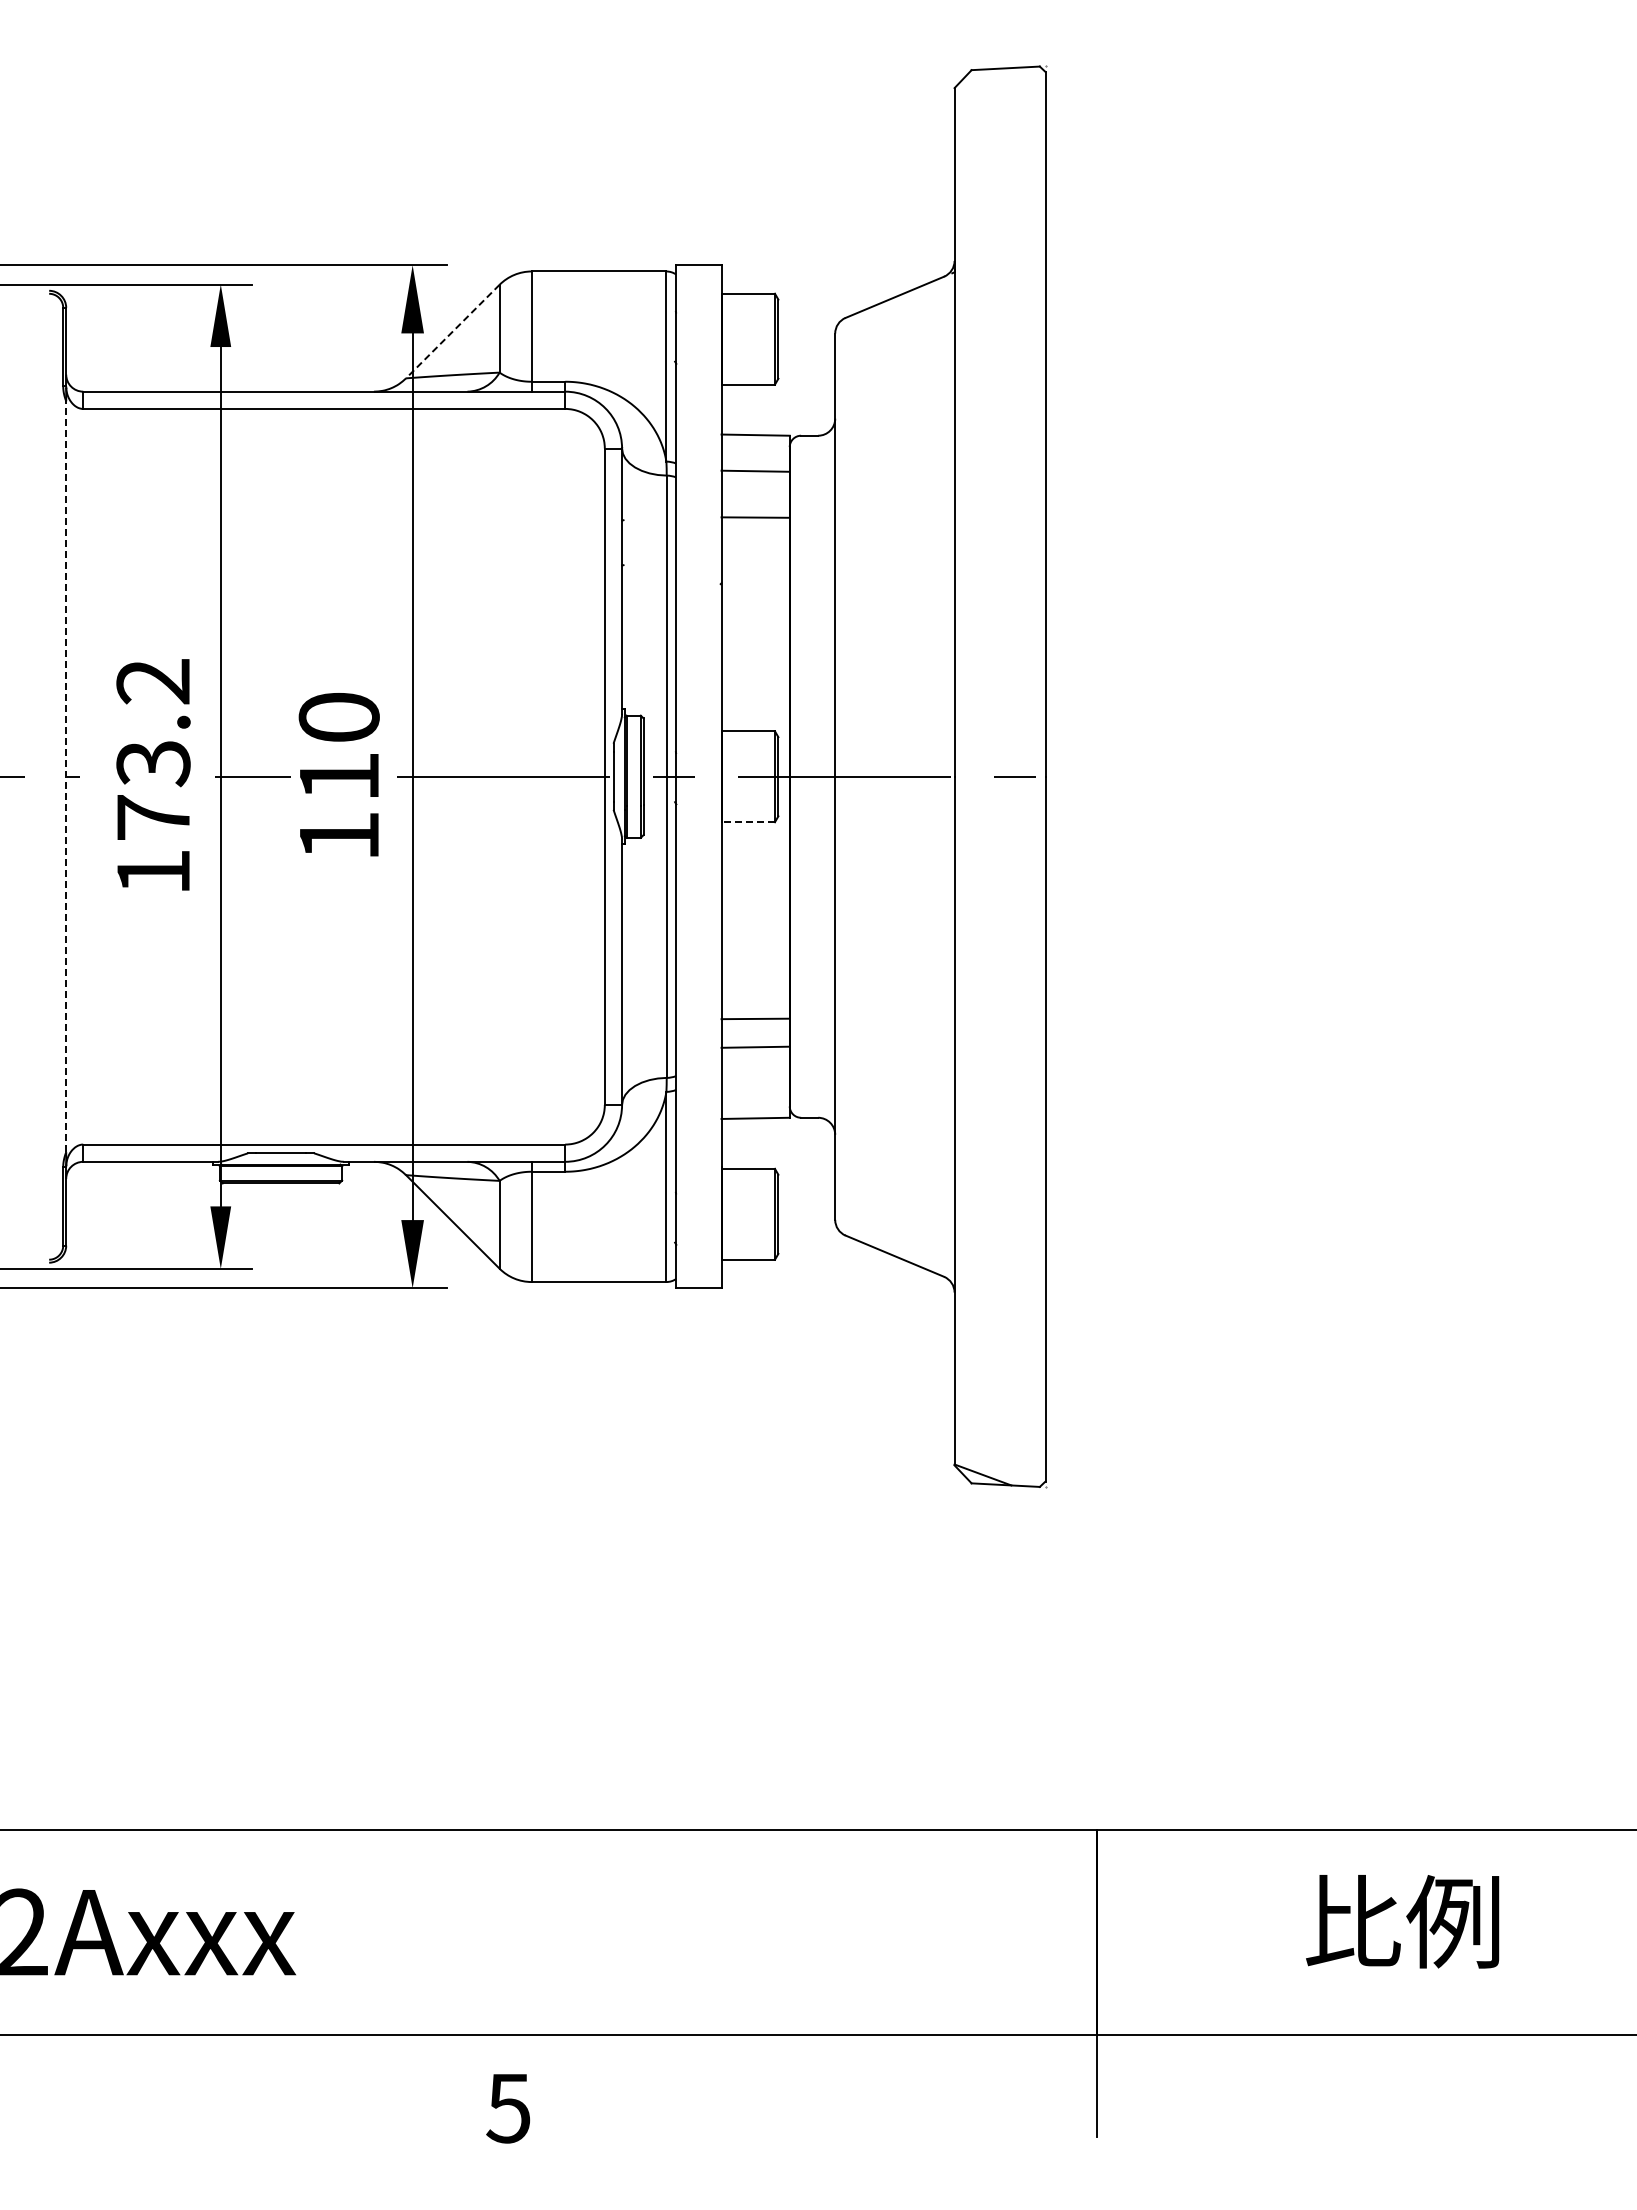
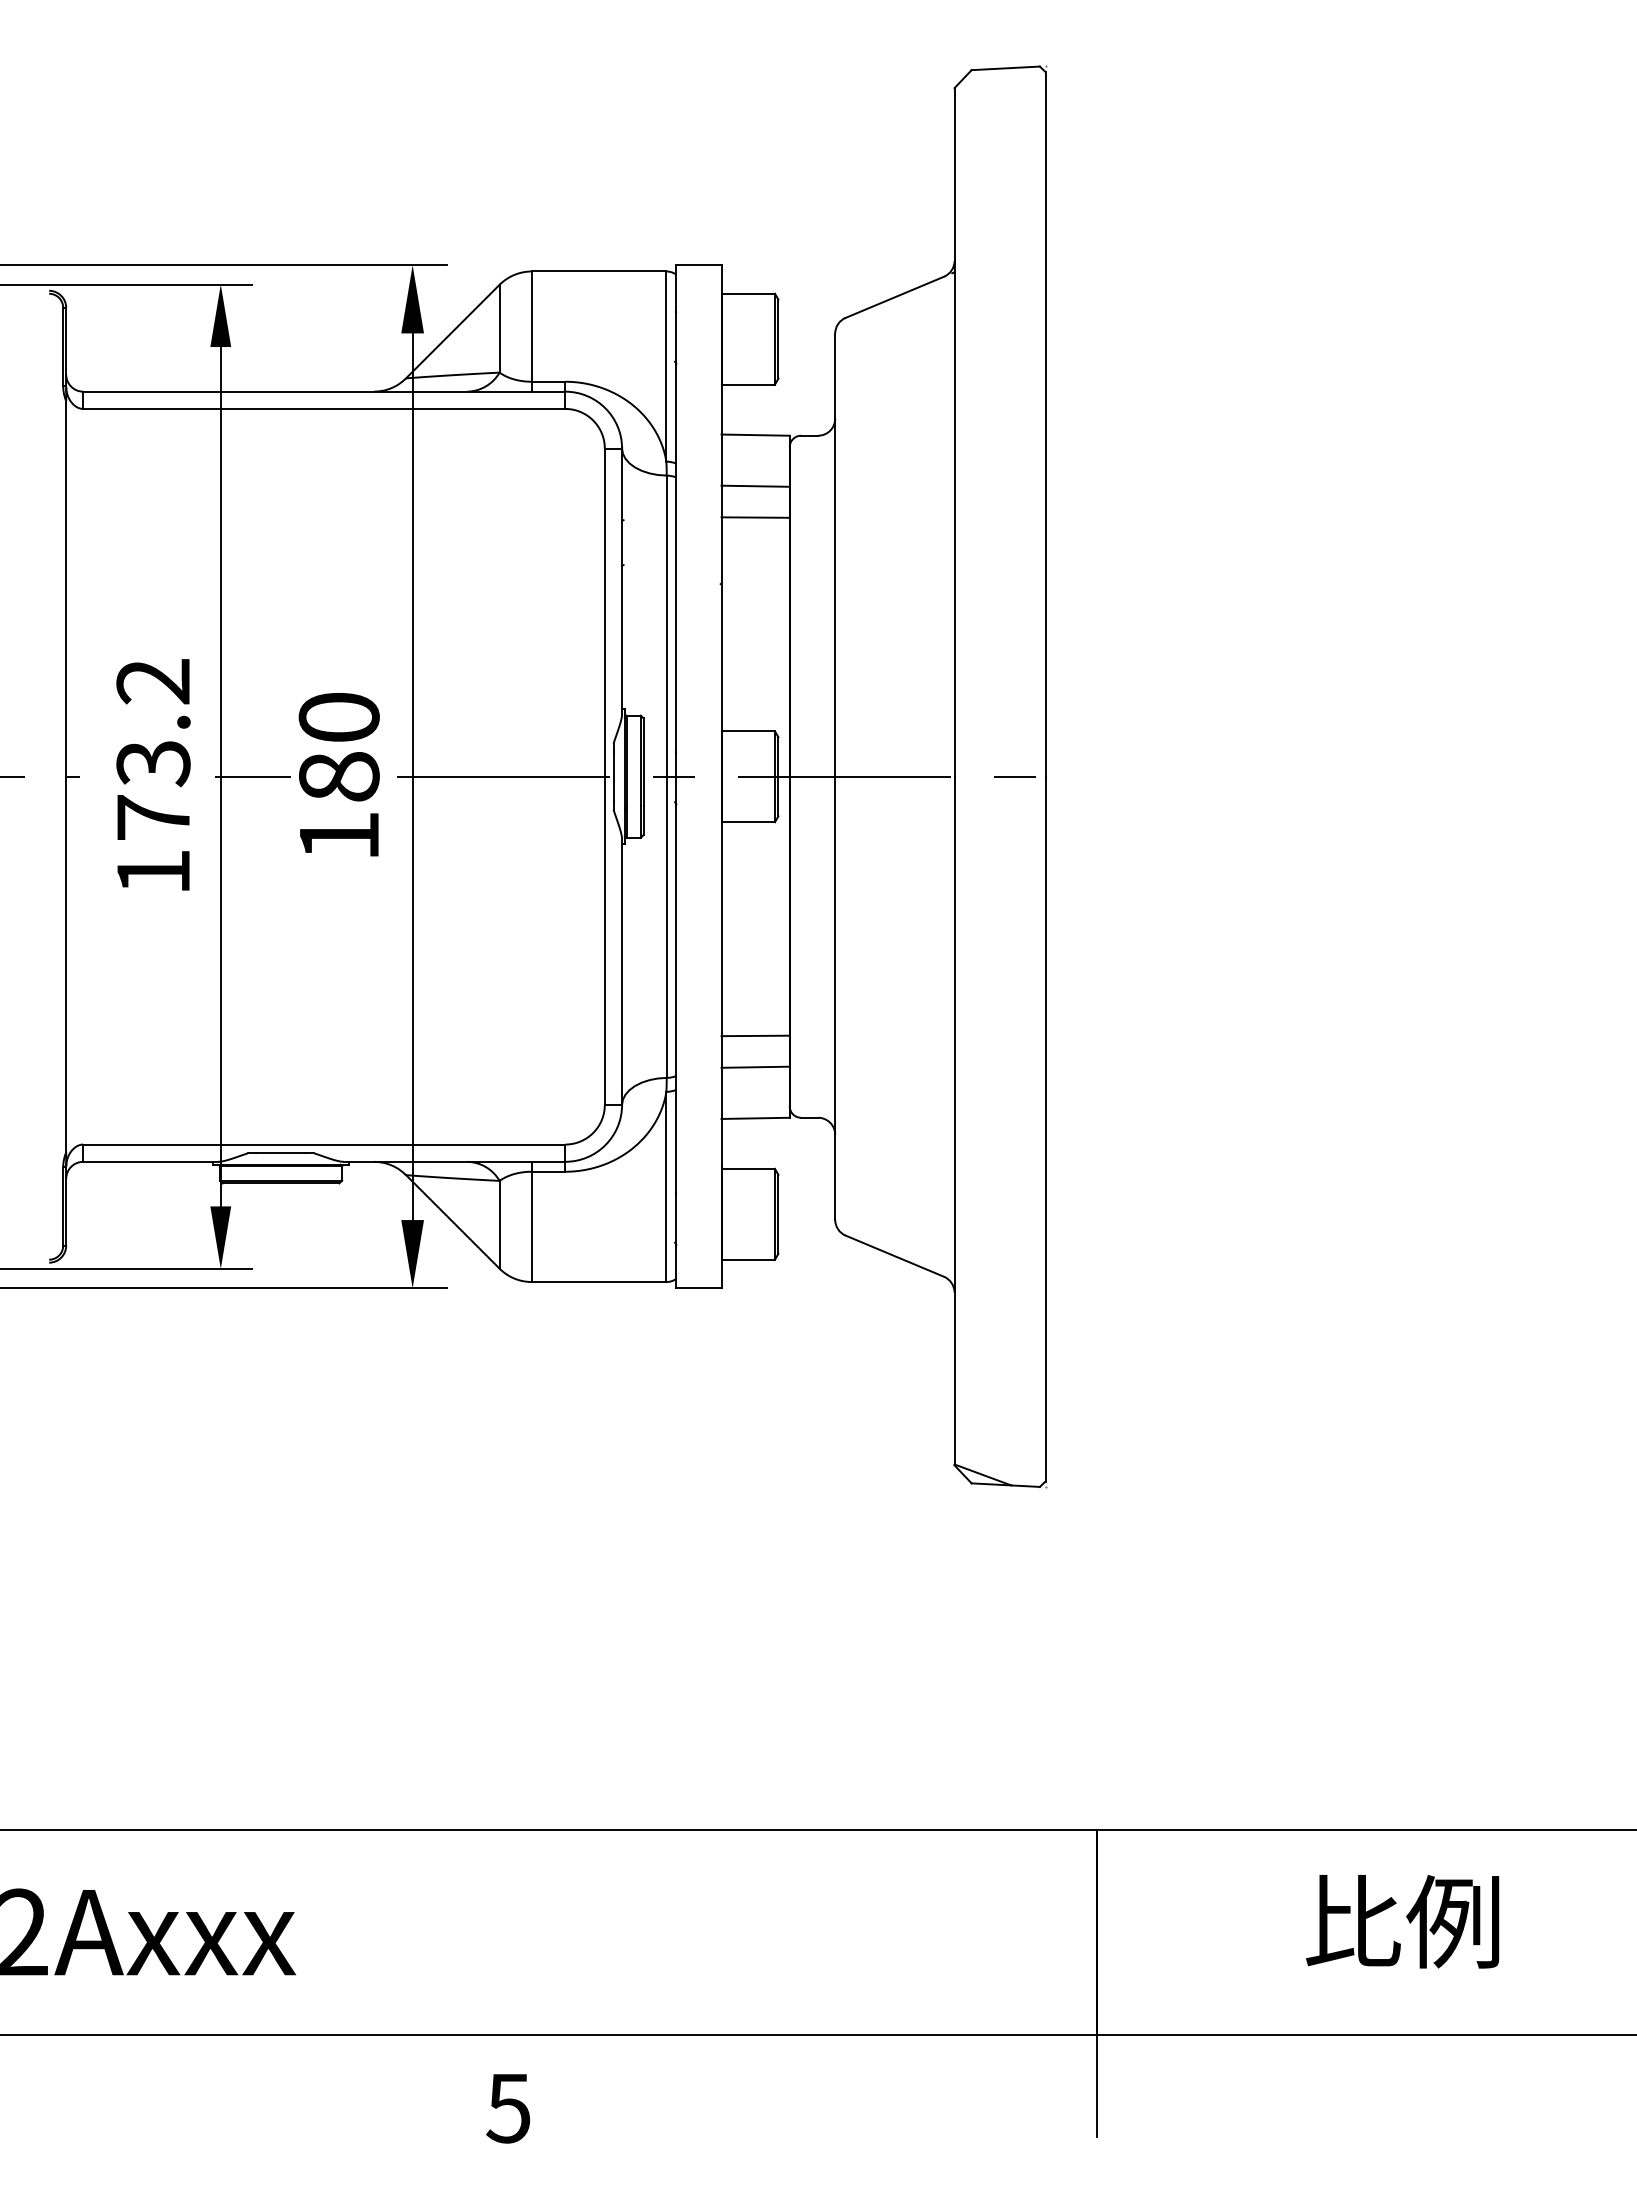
line: dashed -> solid (452, 331)
line position: (755, 470) -> (755, 485) (755, 485)
line: dashed -> solid (66, 776)
text: 110 -> 180 (339, 776)
line: dashed -> solid (748, 822)
line position: (755, 1018) -> (755, 1035) (755, 1035)
line position: (755, 1046) -> (755, 1066) (755, 1066)
